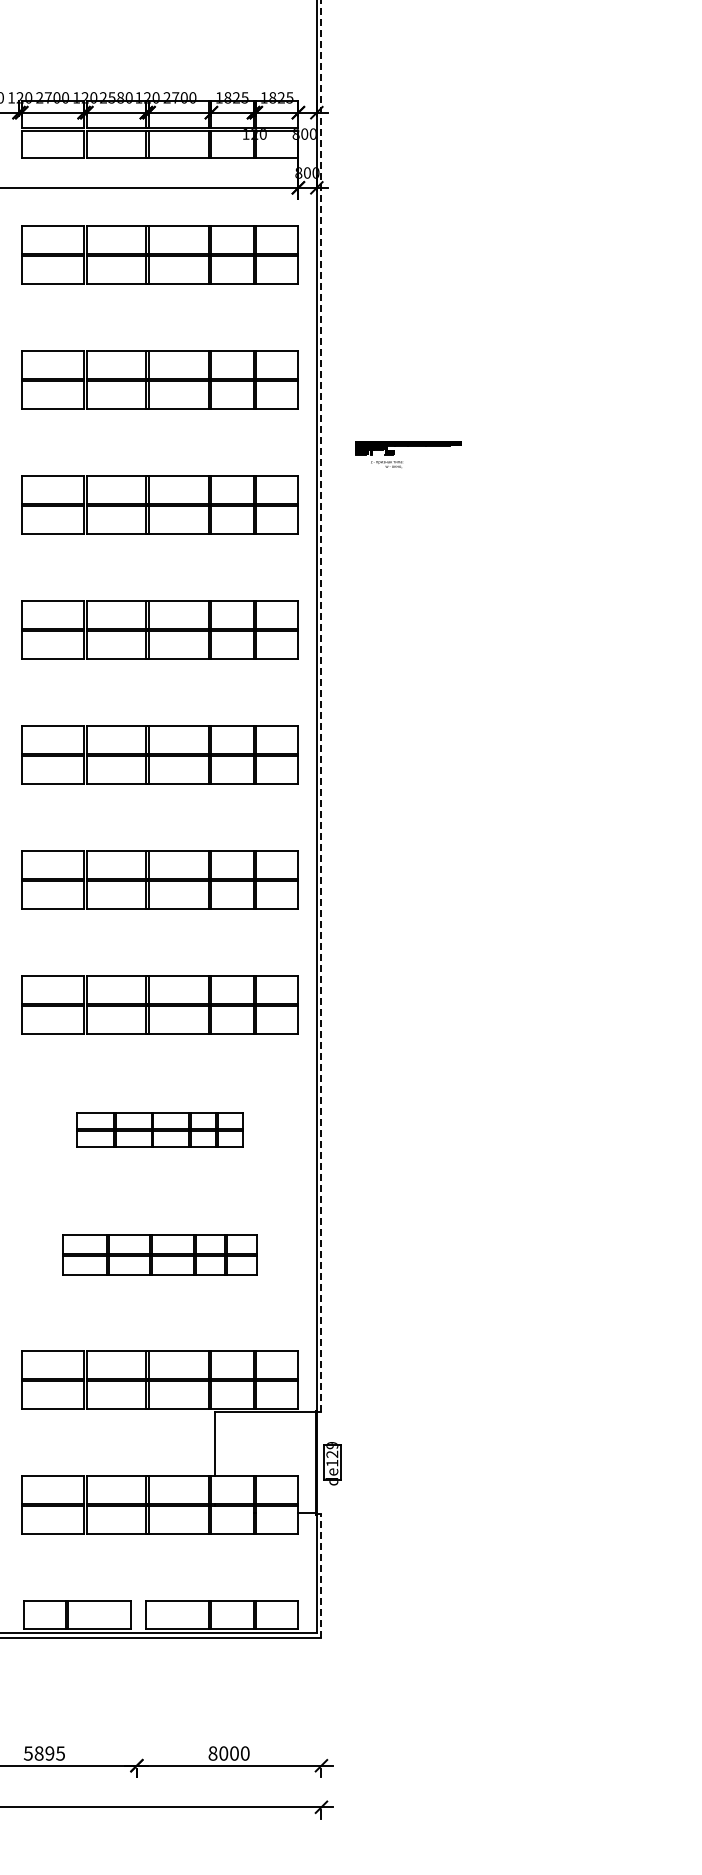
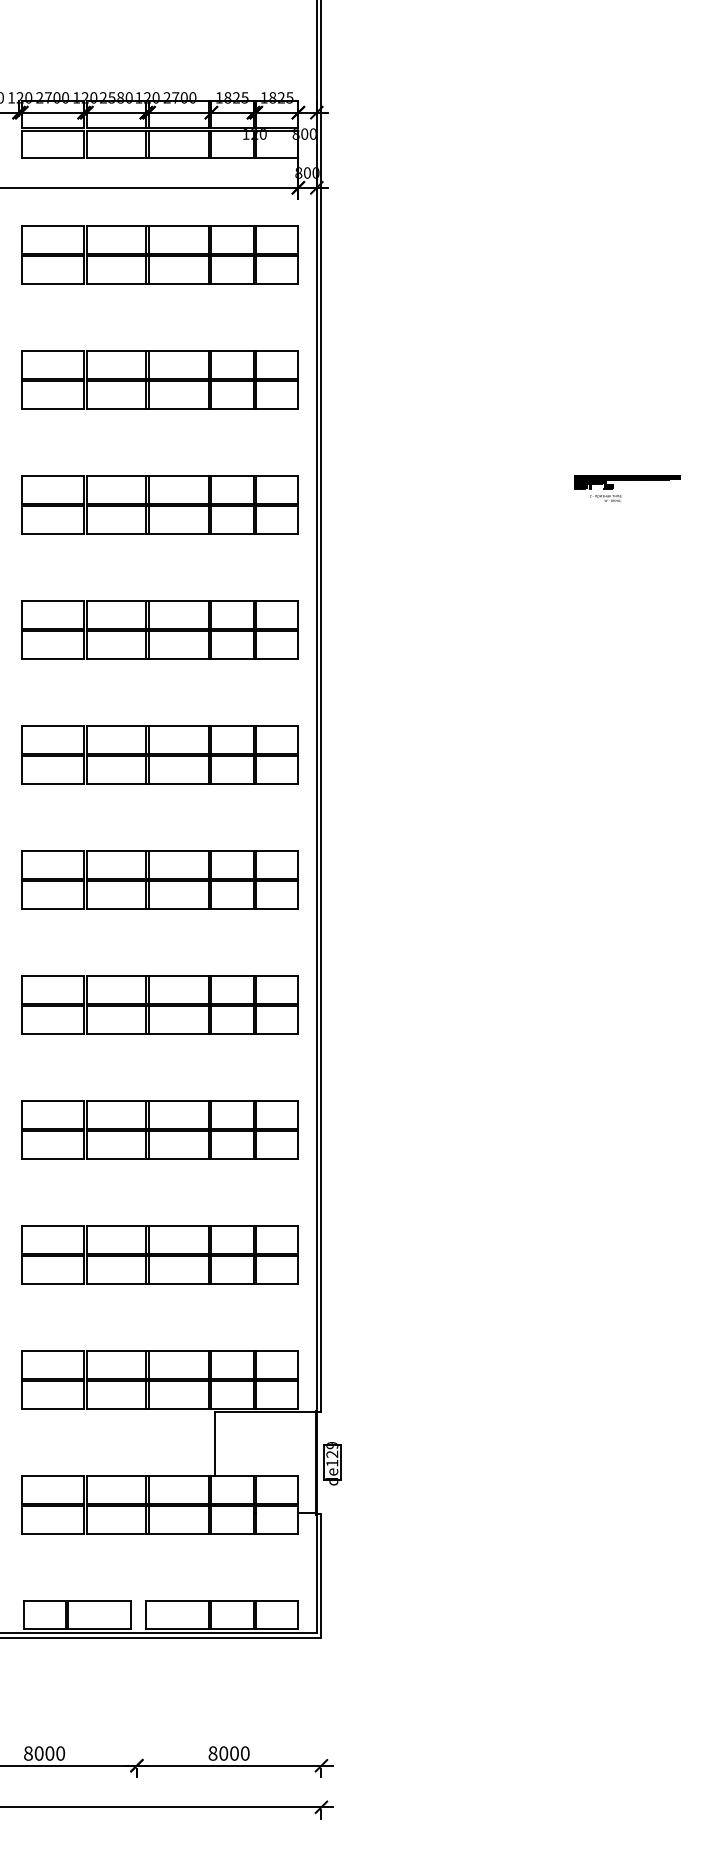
part position: (408, 446) -> (627, 480) (627, 480)
line: dashed -> solid (321, 705)
part size: 168x36 px -> 278x60 px (159, 1129)
part size: 196x42 px -> 278x60 px (159, 1254)
line: dashed -> solid (321, 1575)
text: 5895 -> 8000 (44, 1753)
